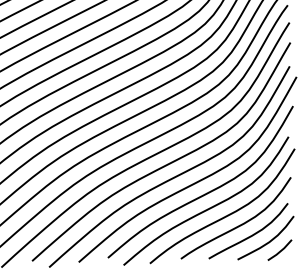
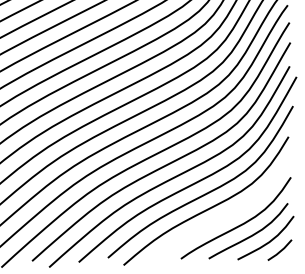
curve: present -> none (227, 214)
